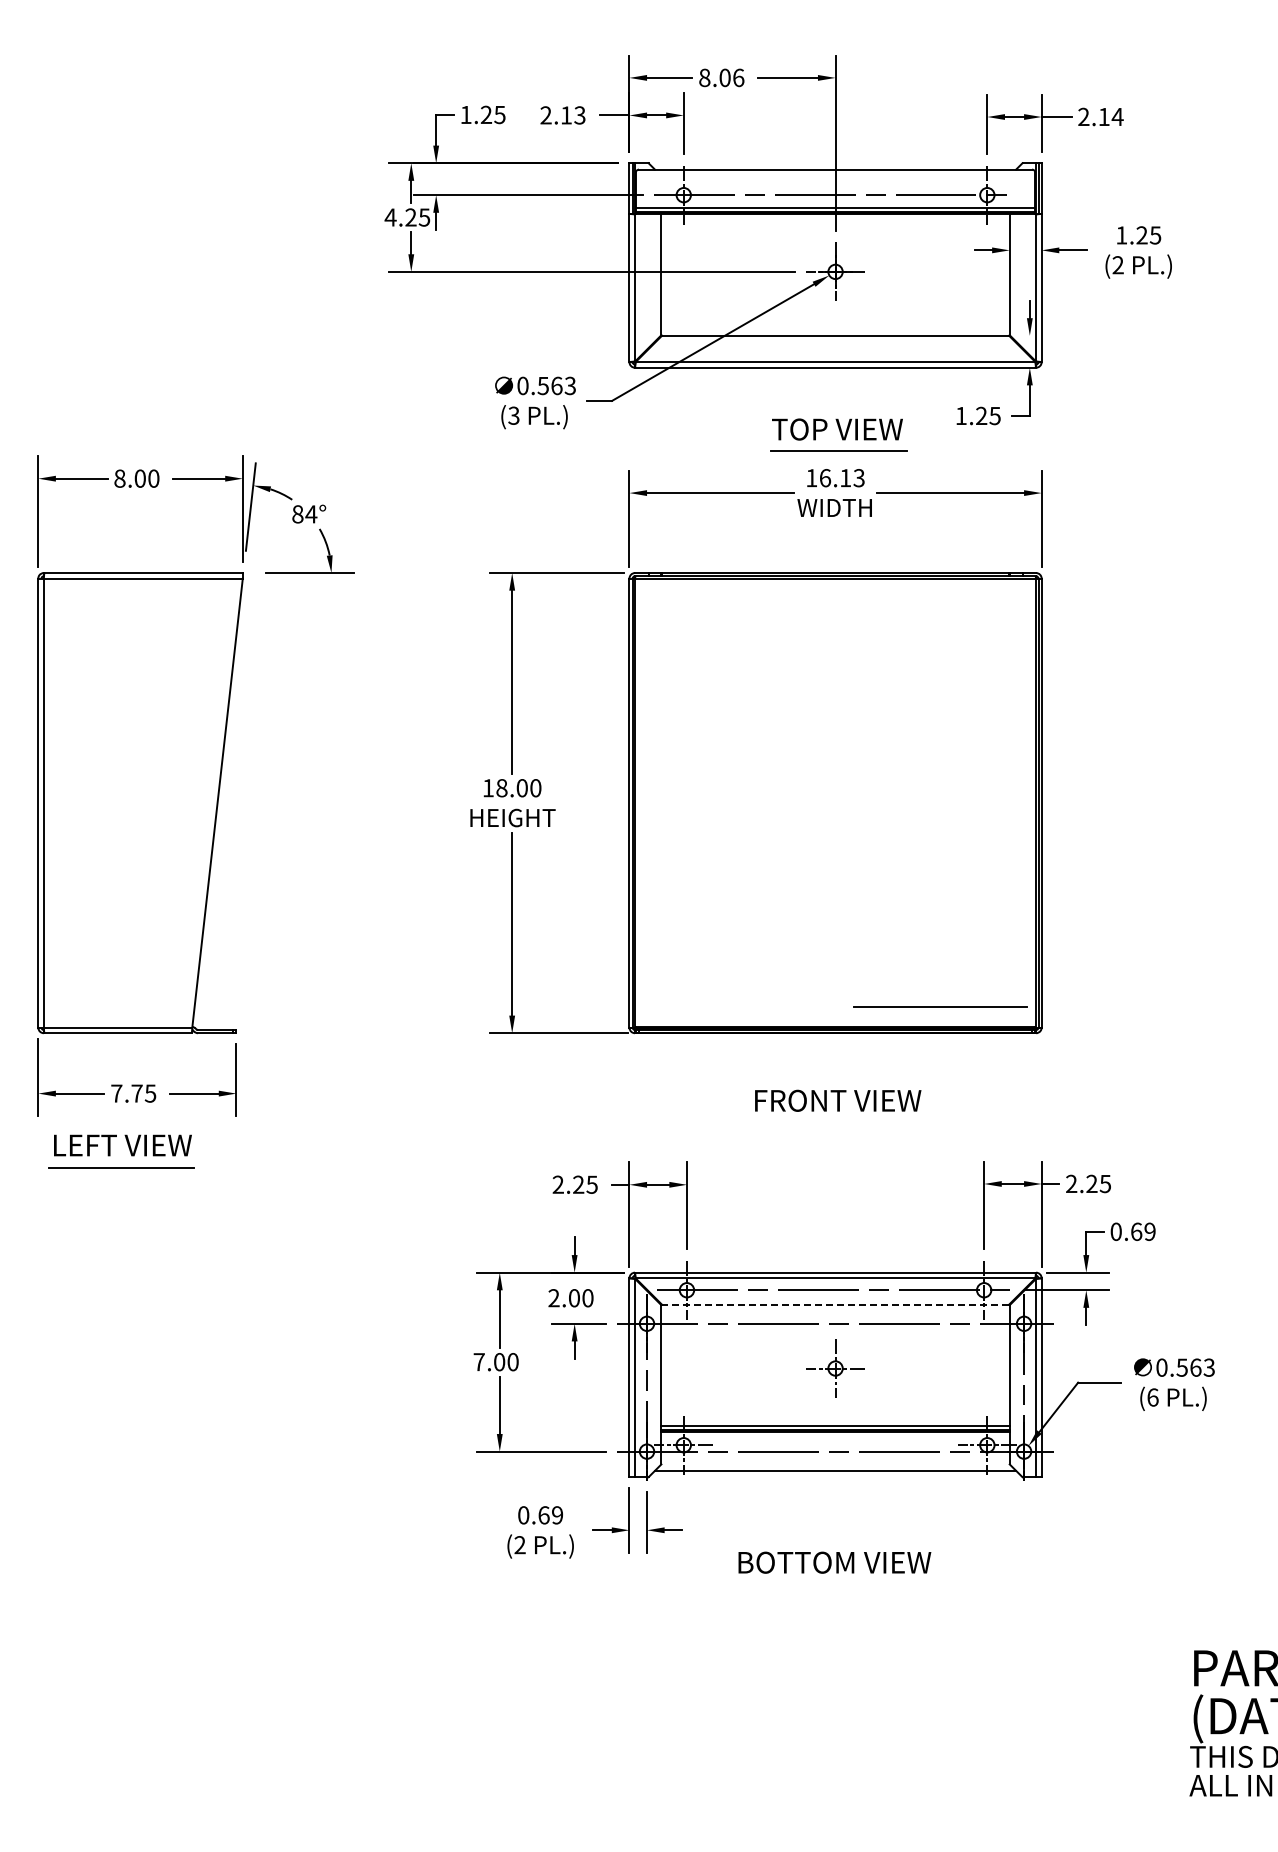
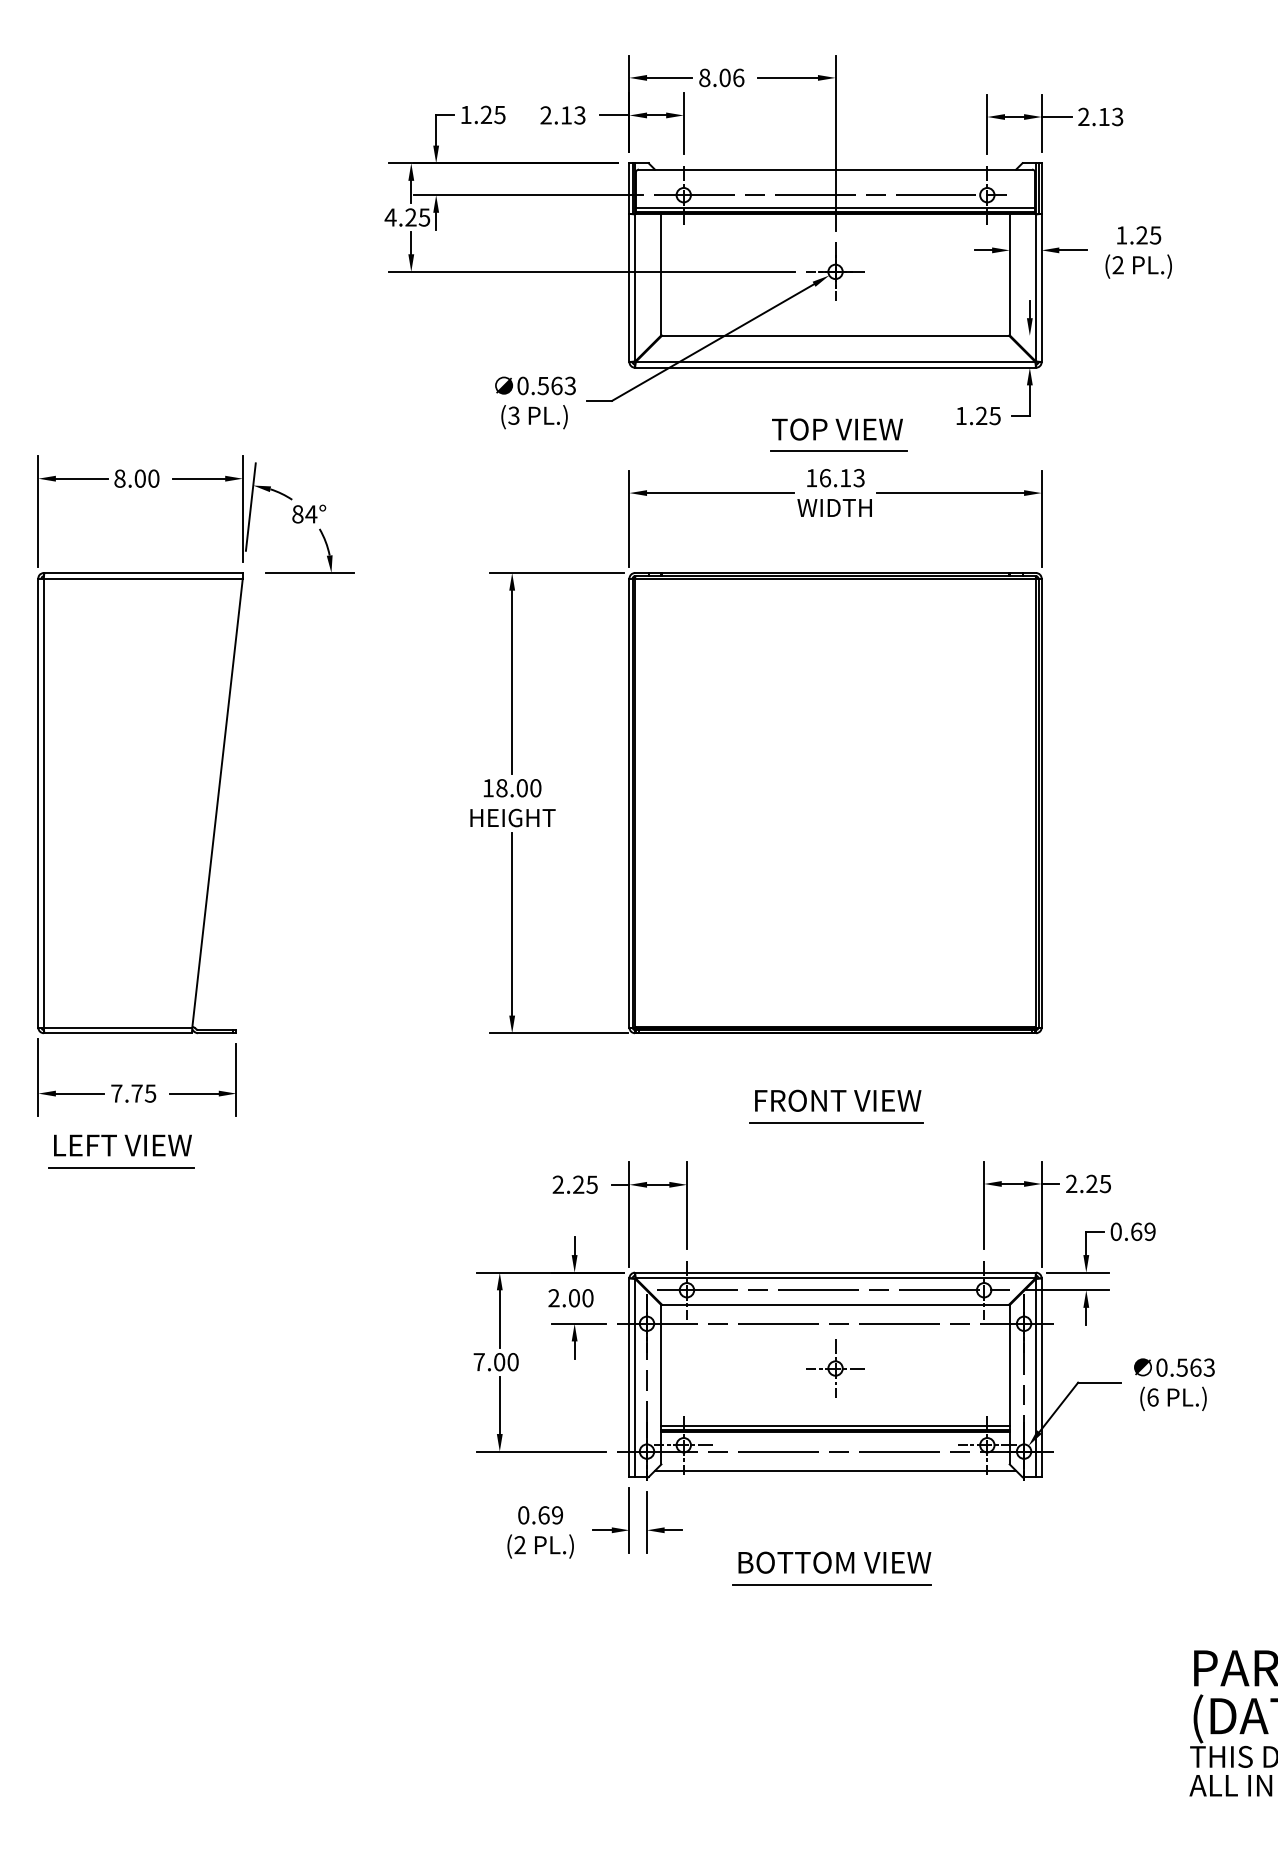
text: 2.14 -> 2.13 (1117, 116)
line position: (940, 1006) -> (836, 1122) (836, 1122)
line: dashed -> solid (835, 1304)
line: none -> present (831, 1584)
